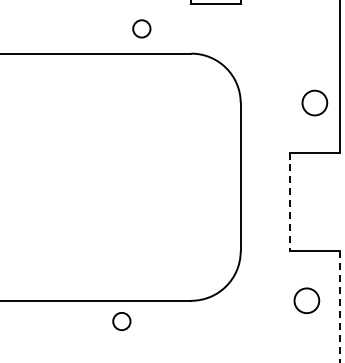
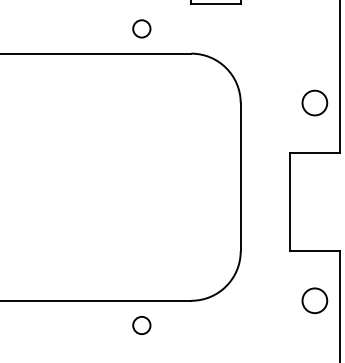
line: dashed -> solid (290, 202)
circle position: (306, 300) -> (314, 300) (314, 300)
line: dashed -> solid (339, 307)
circle position: (121, 321) -> (141, 325) (141, 325)
